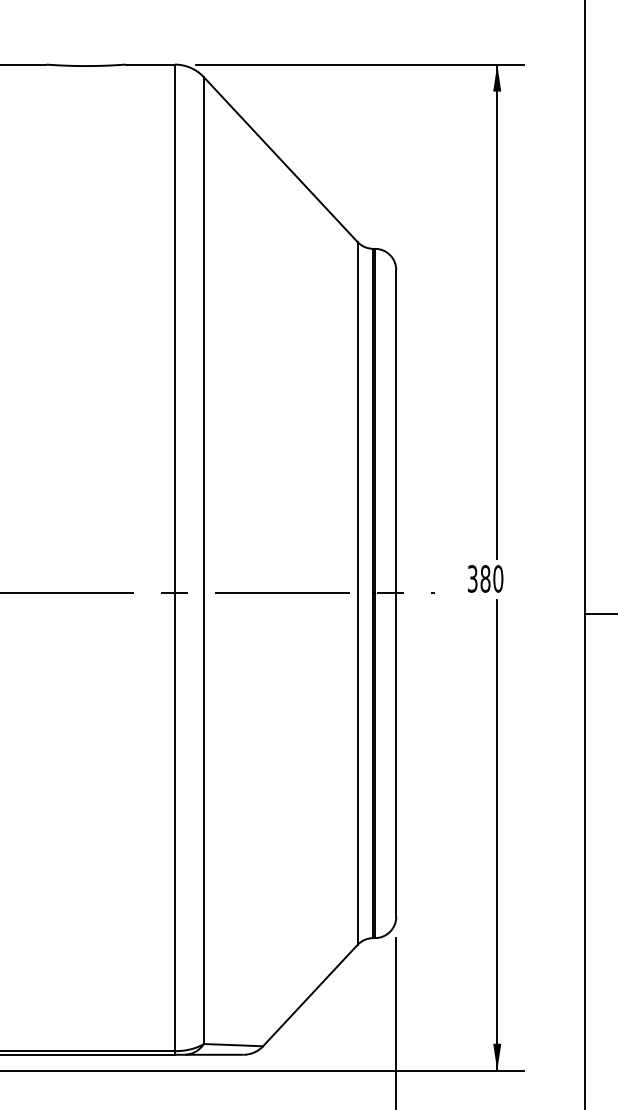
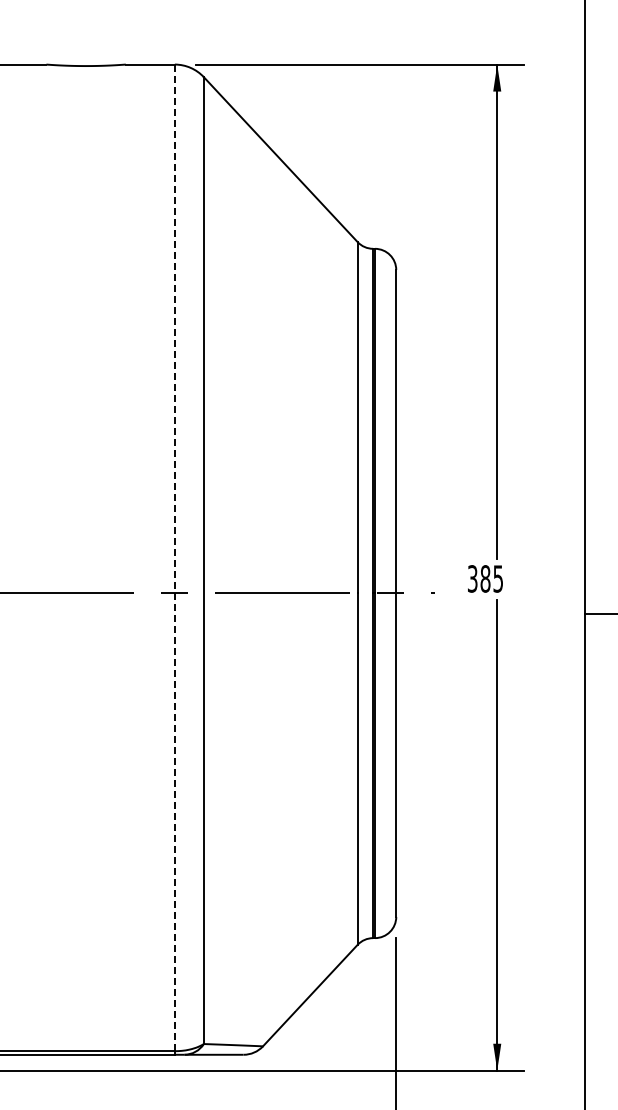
line: solid -> dashed (174, 557)
text: 380 -> 385 (498, 578)
